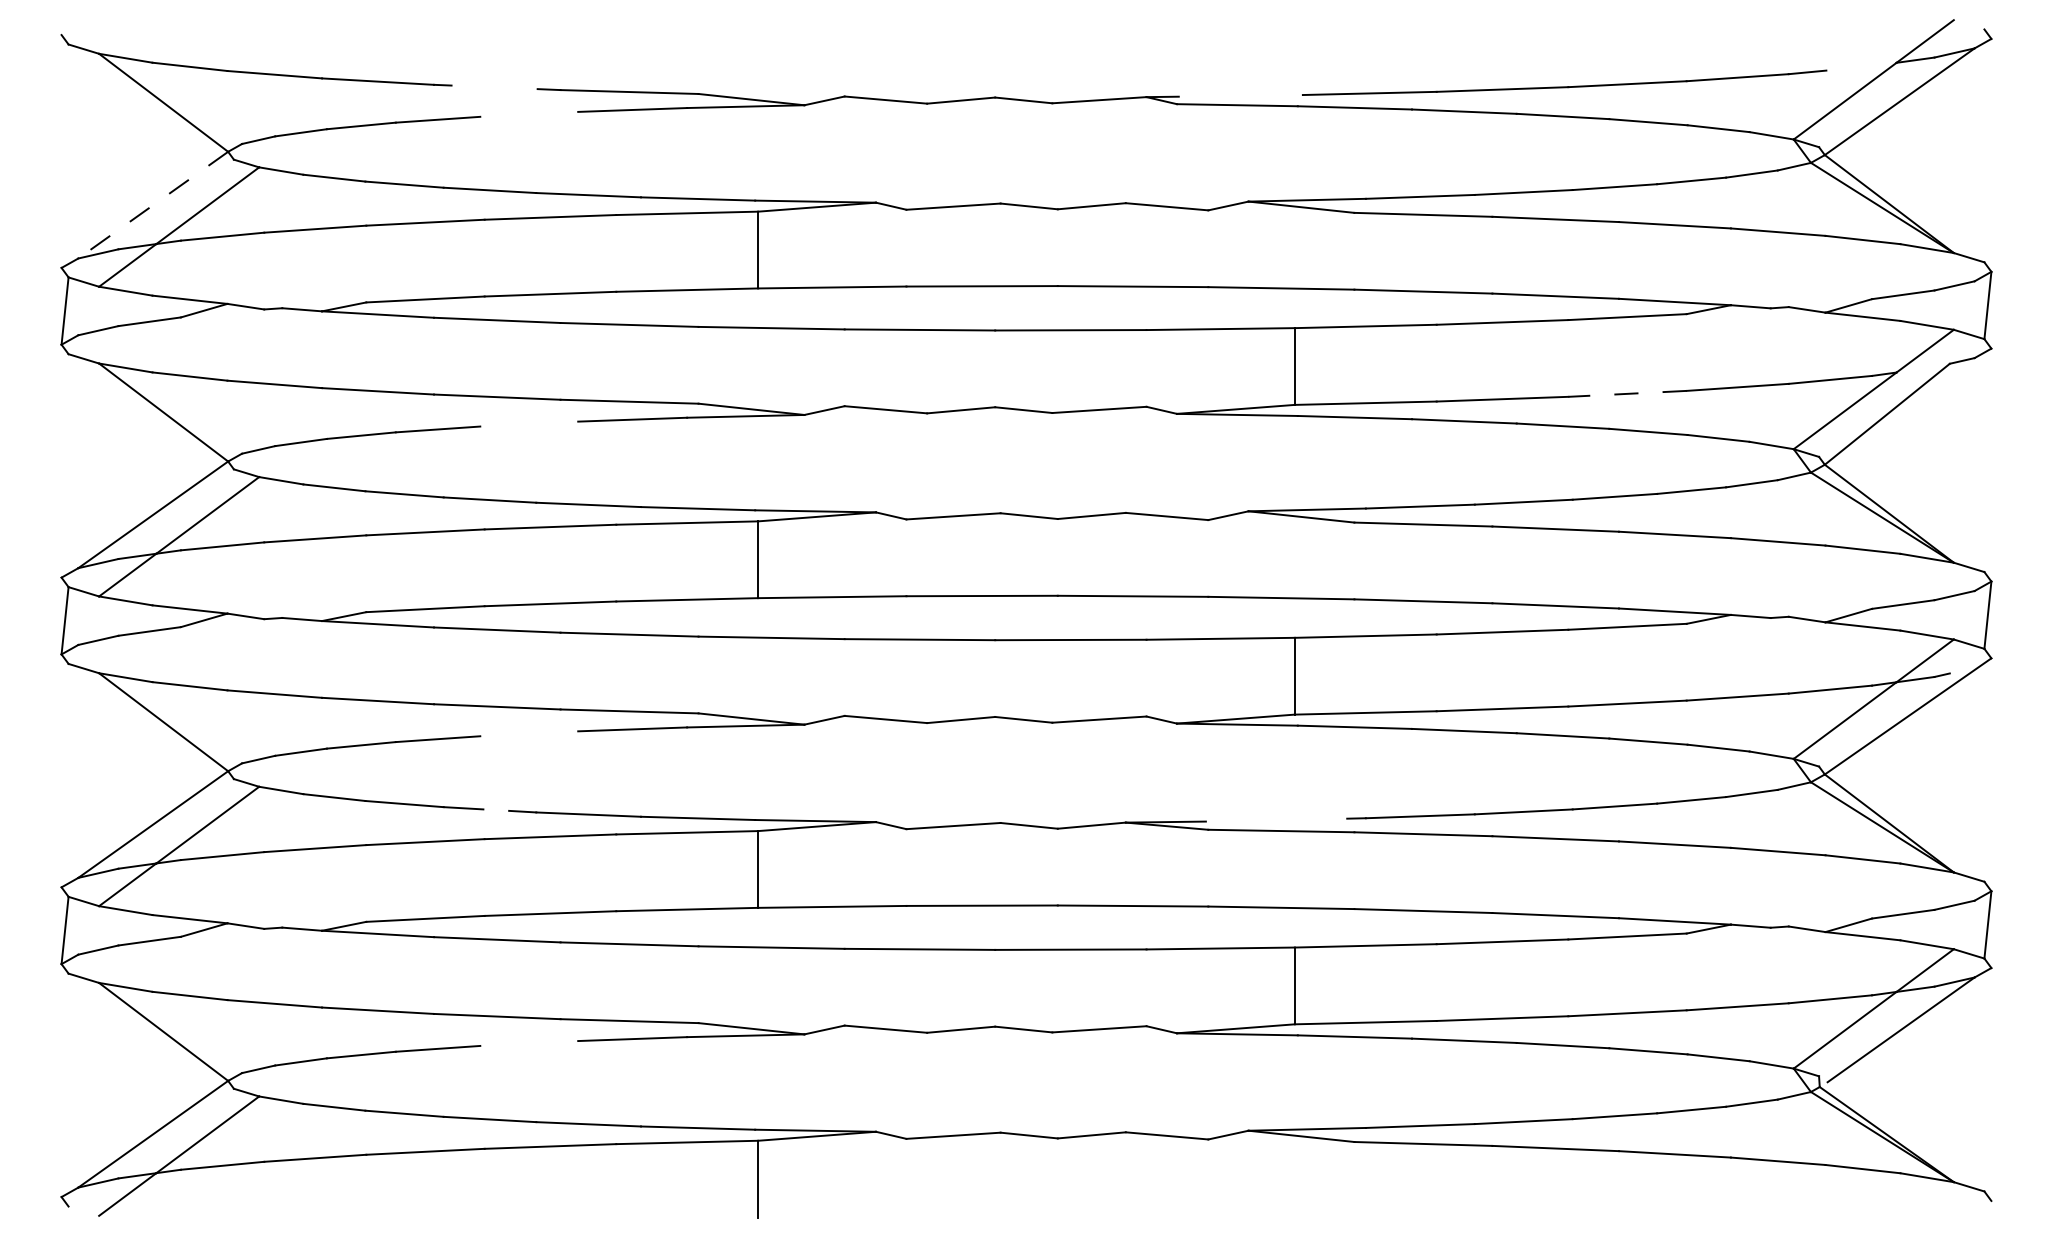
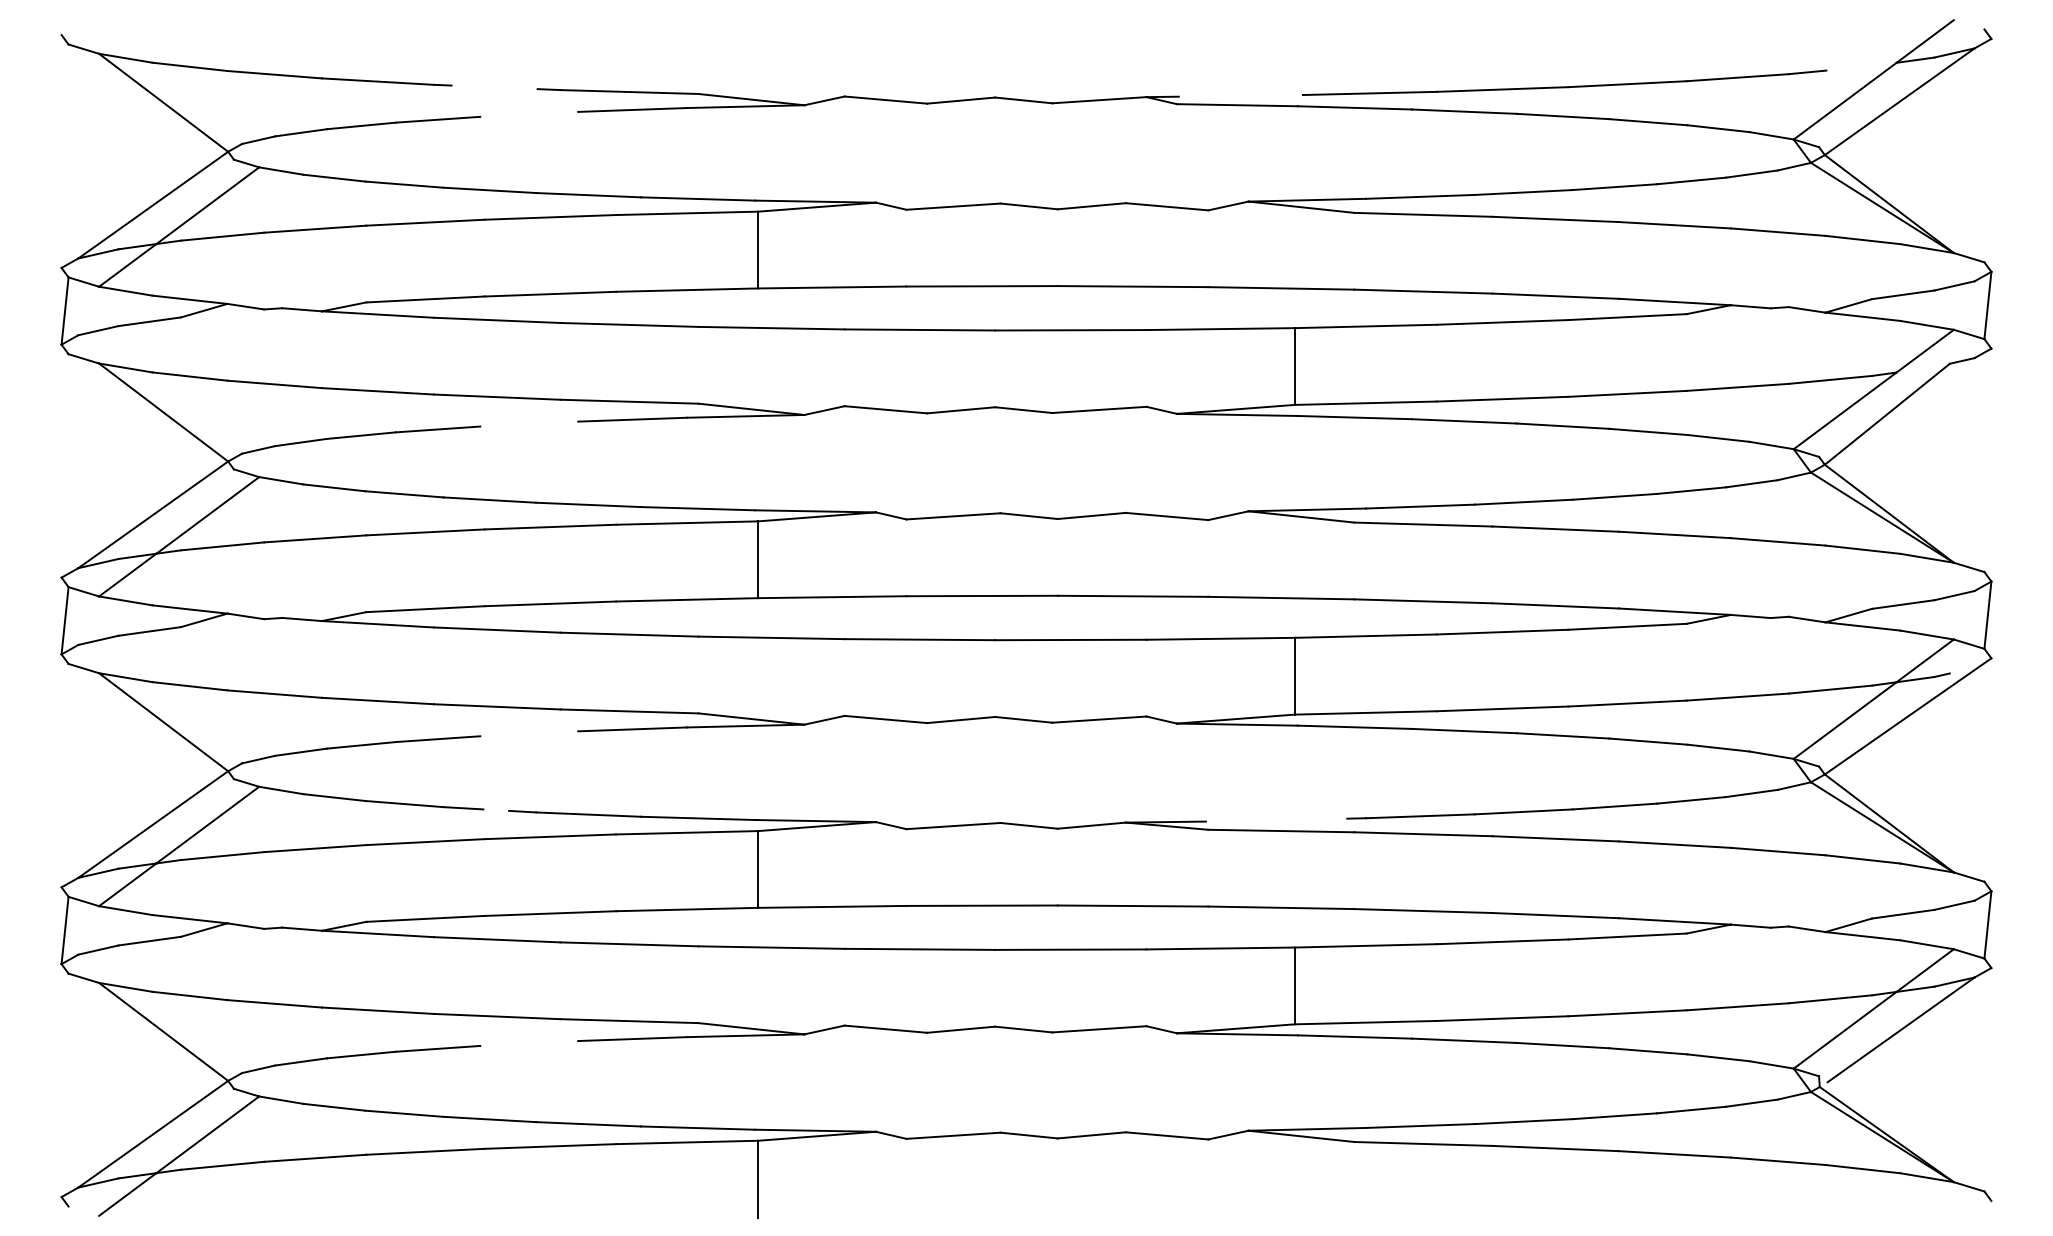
line: dashed -> solid (153, 205)
line: dashed -> solid (1627, 393)
